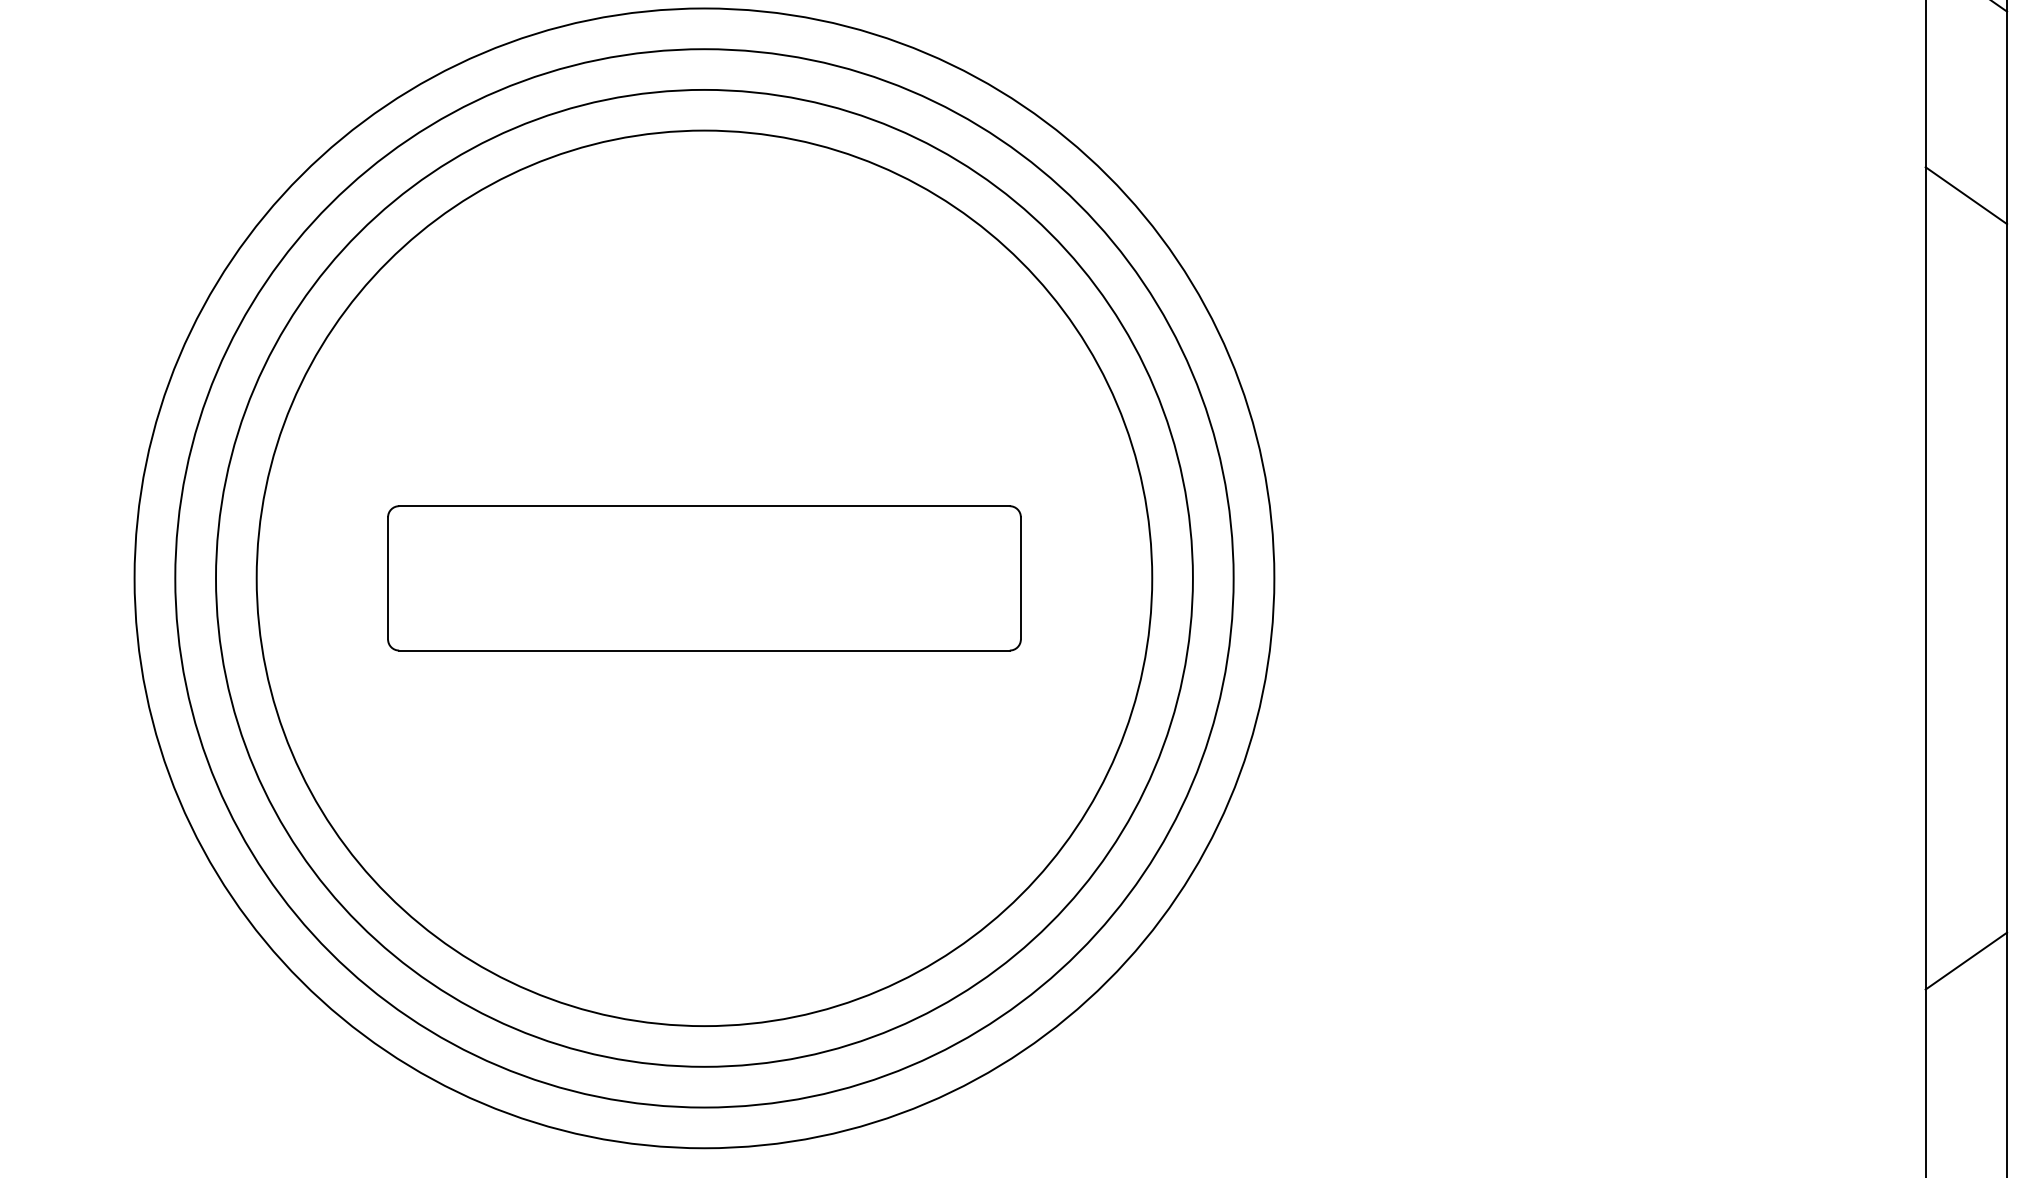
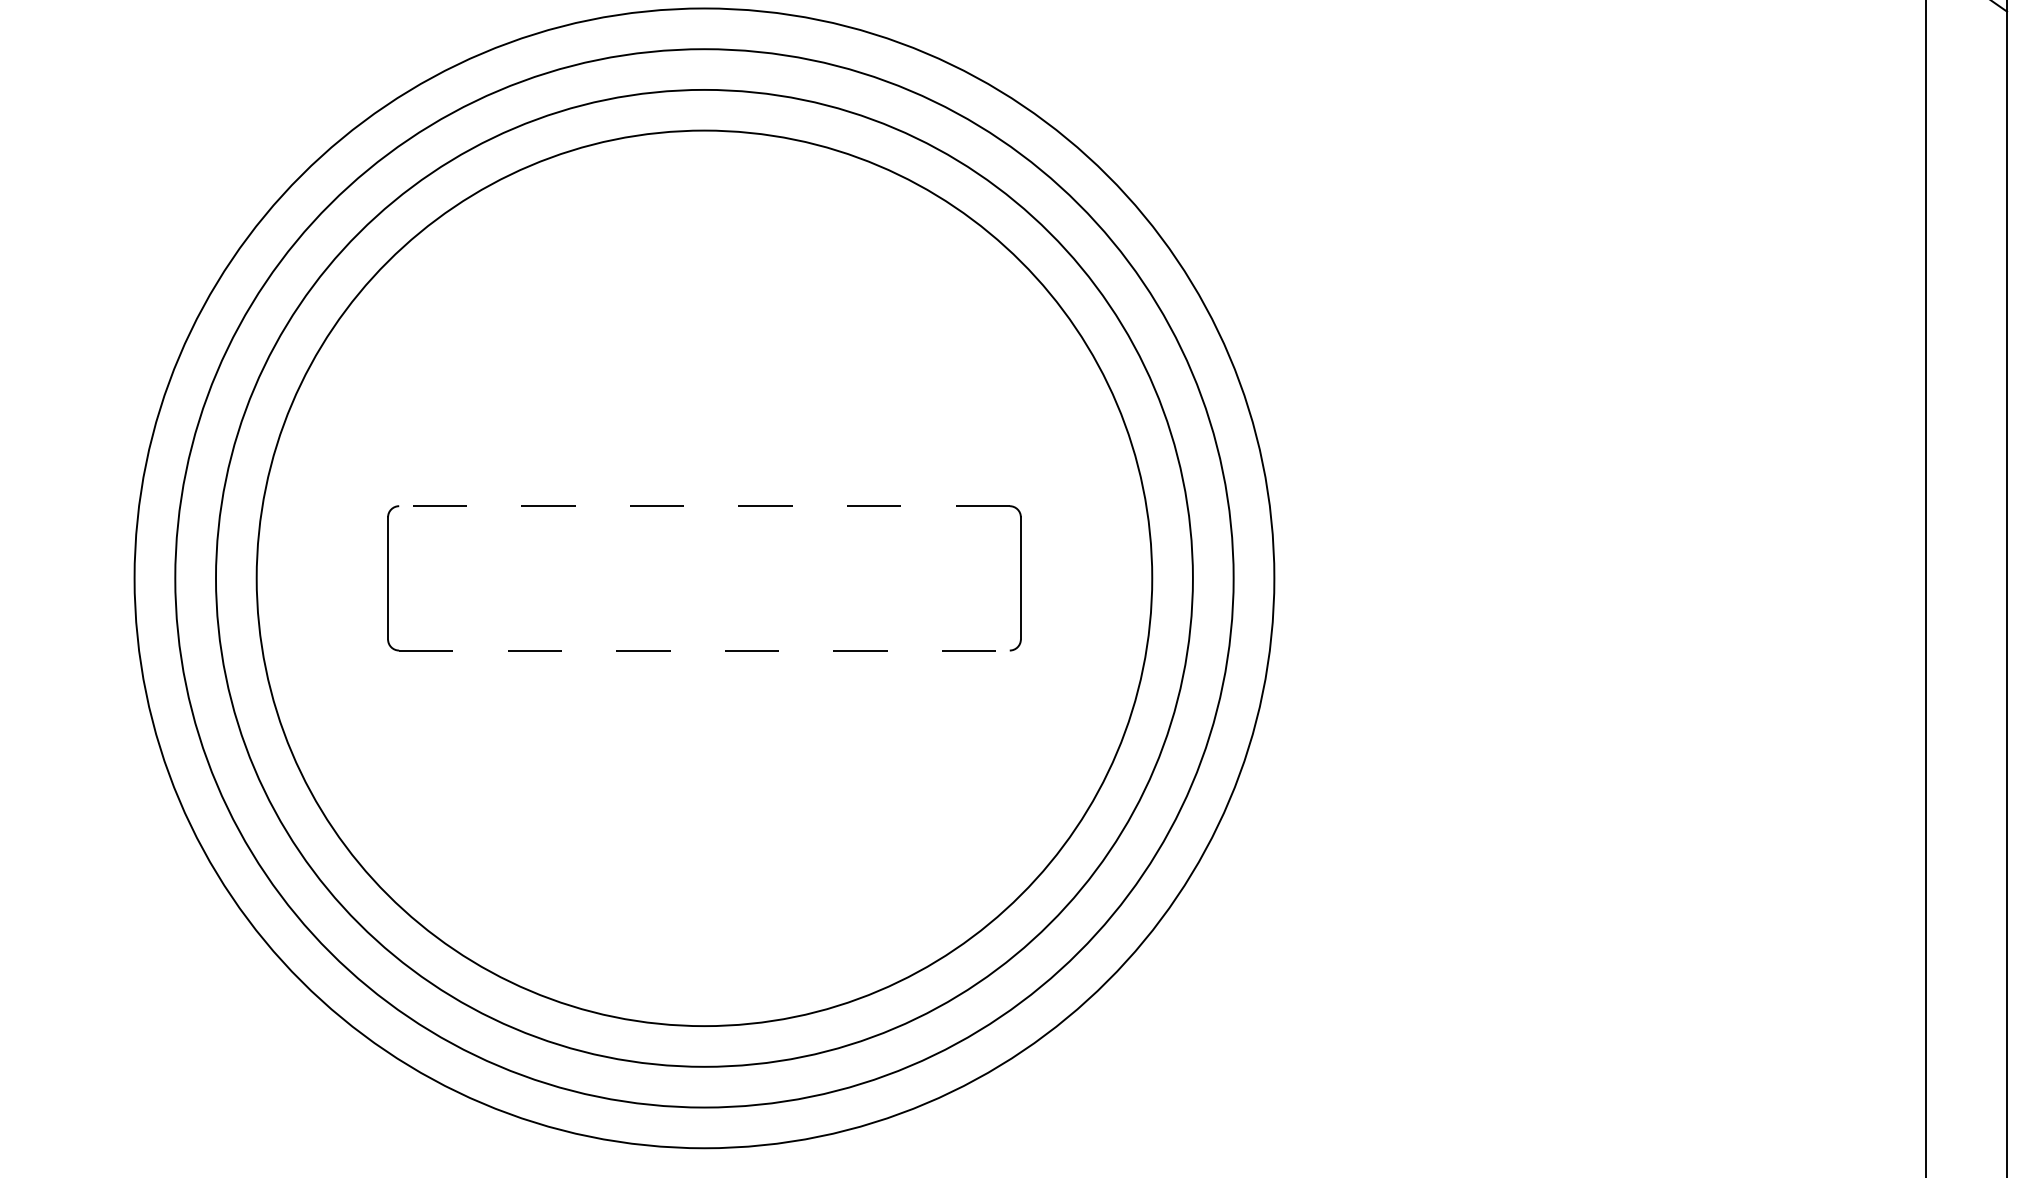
line: present -> none (1966, 195)
line: solid -> dashed (703, 506)
line: solid -> dashed (704, 650)
line: present -> none (1966, 960)
